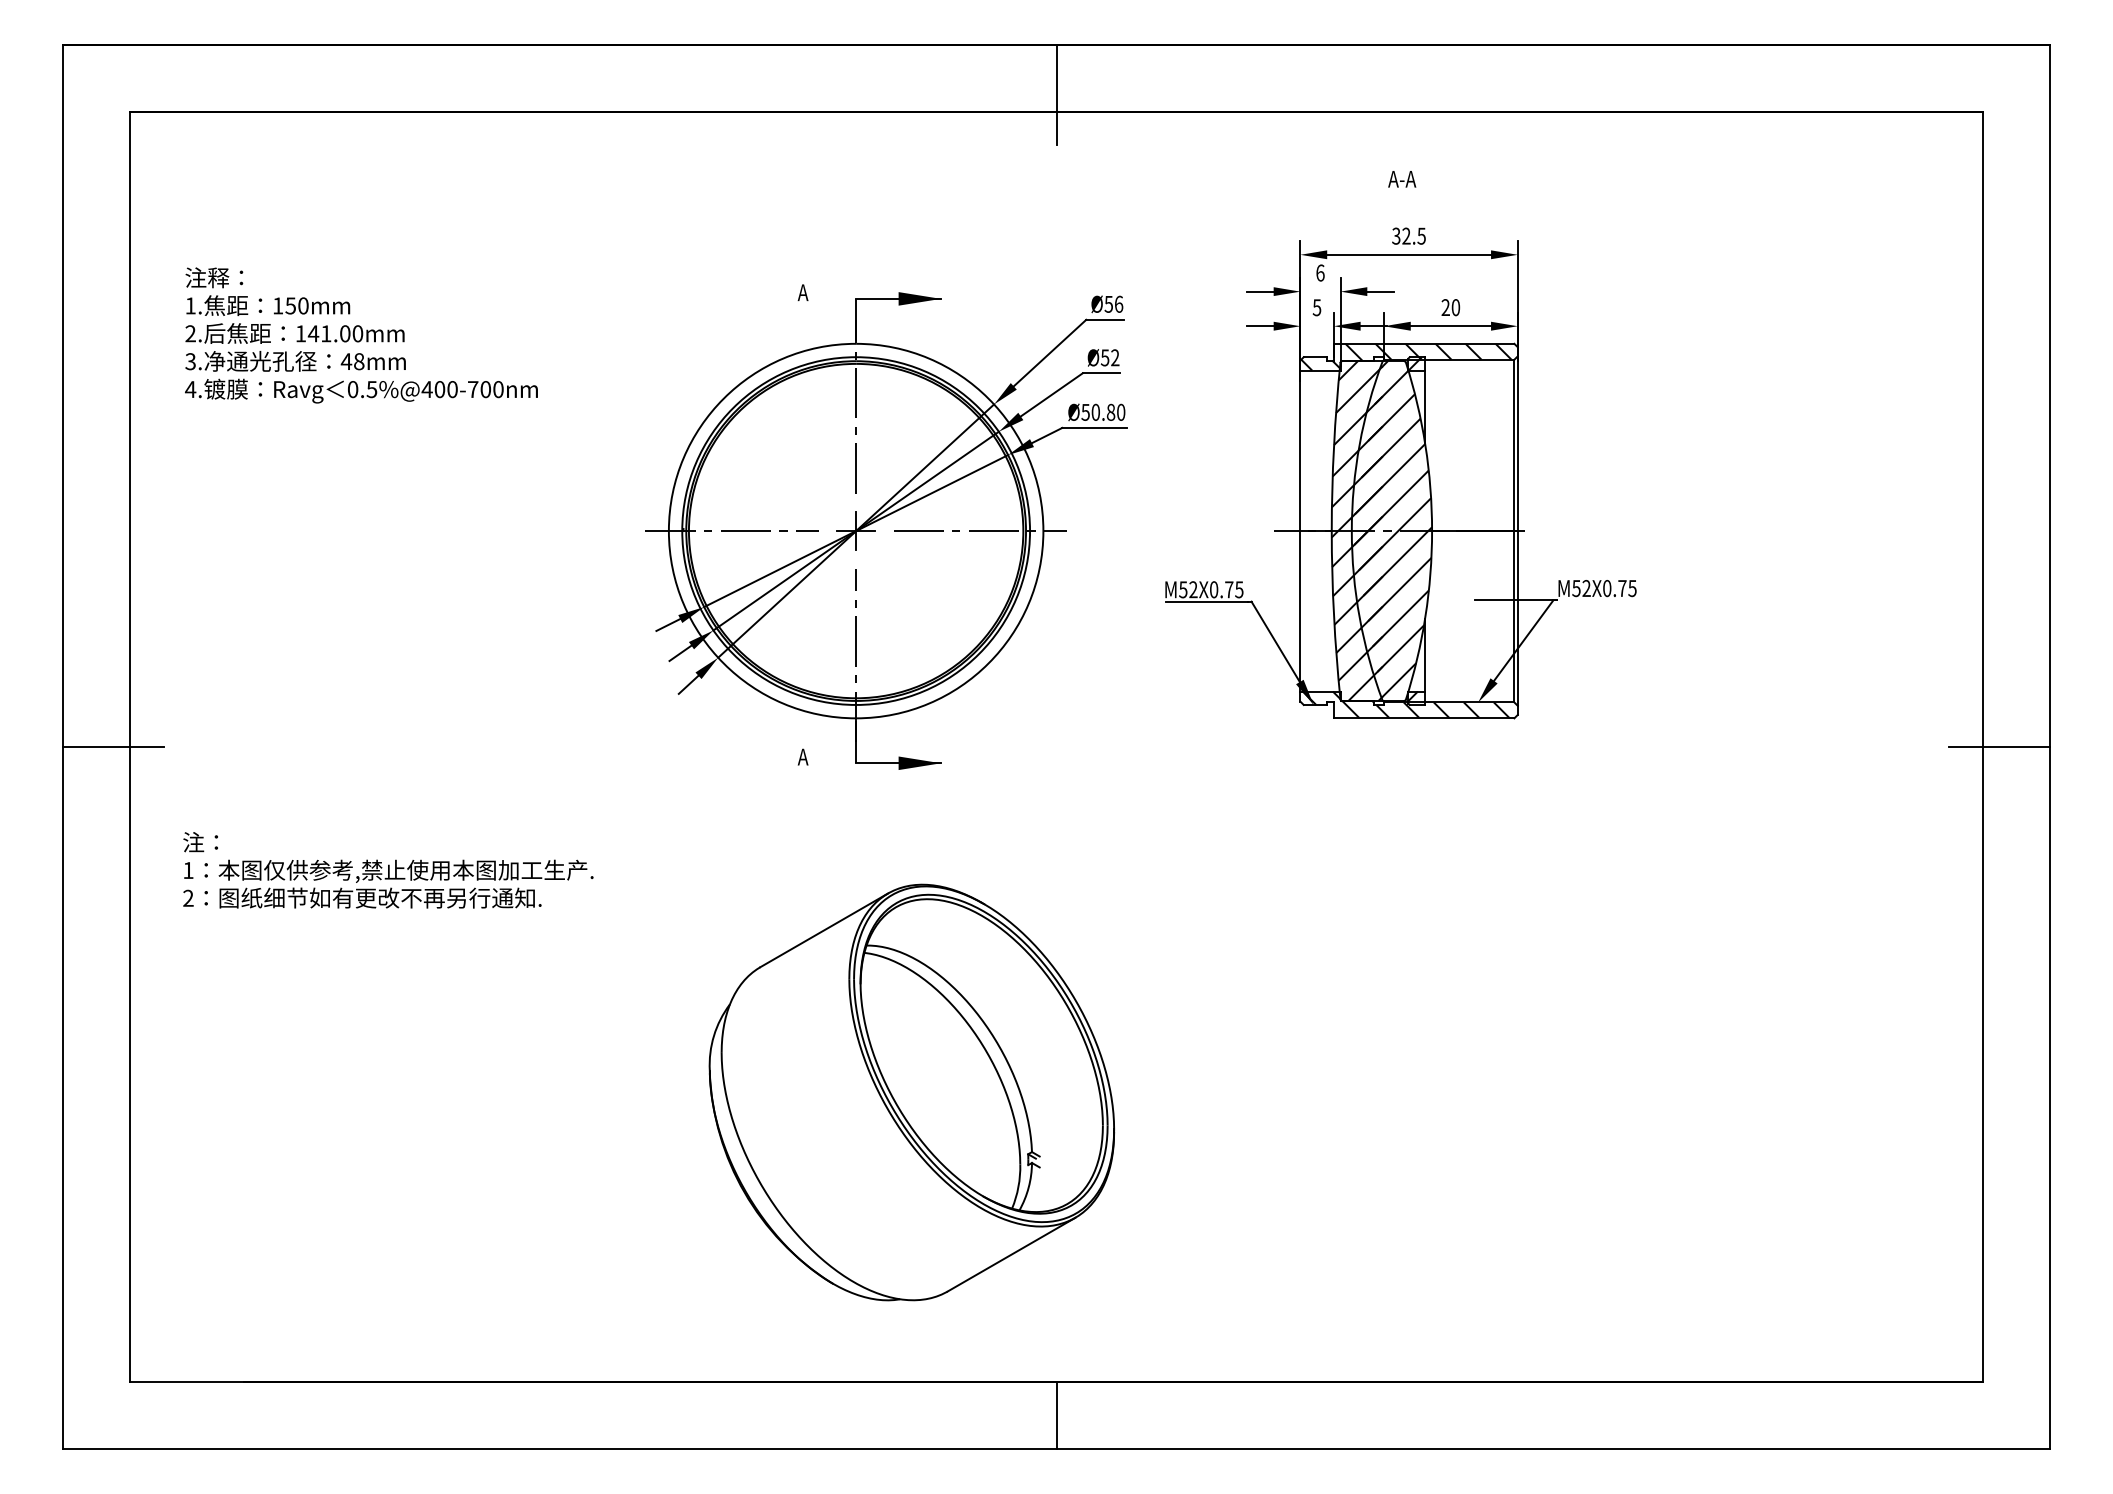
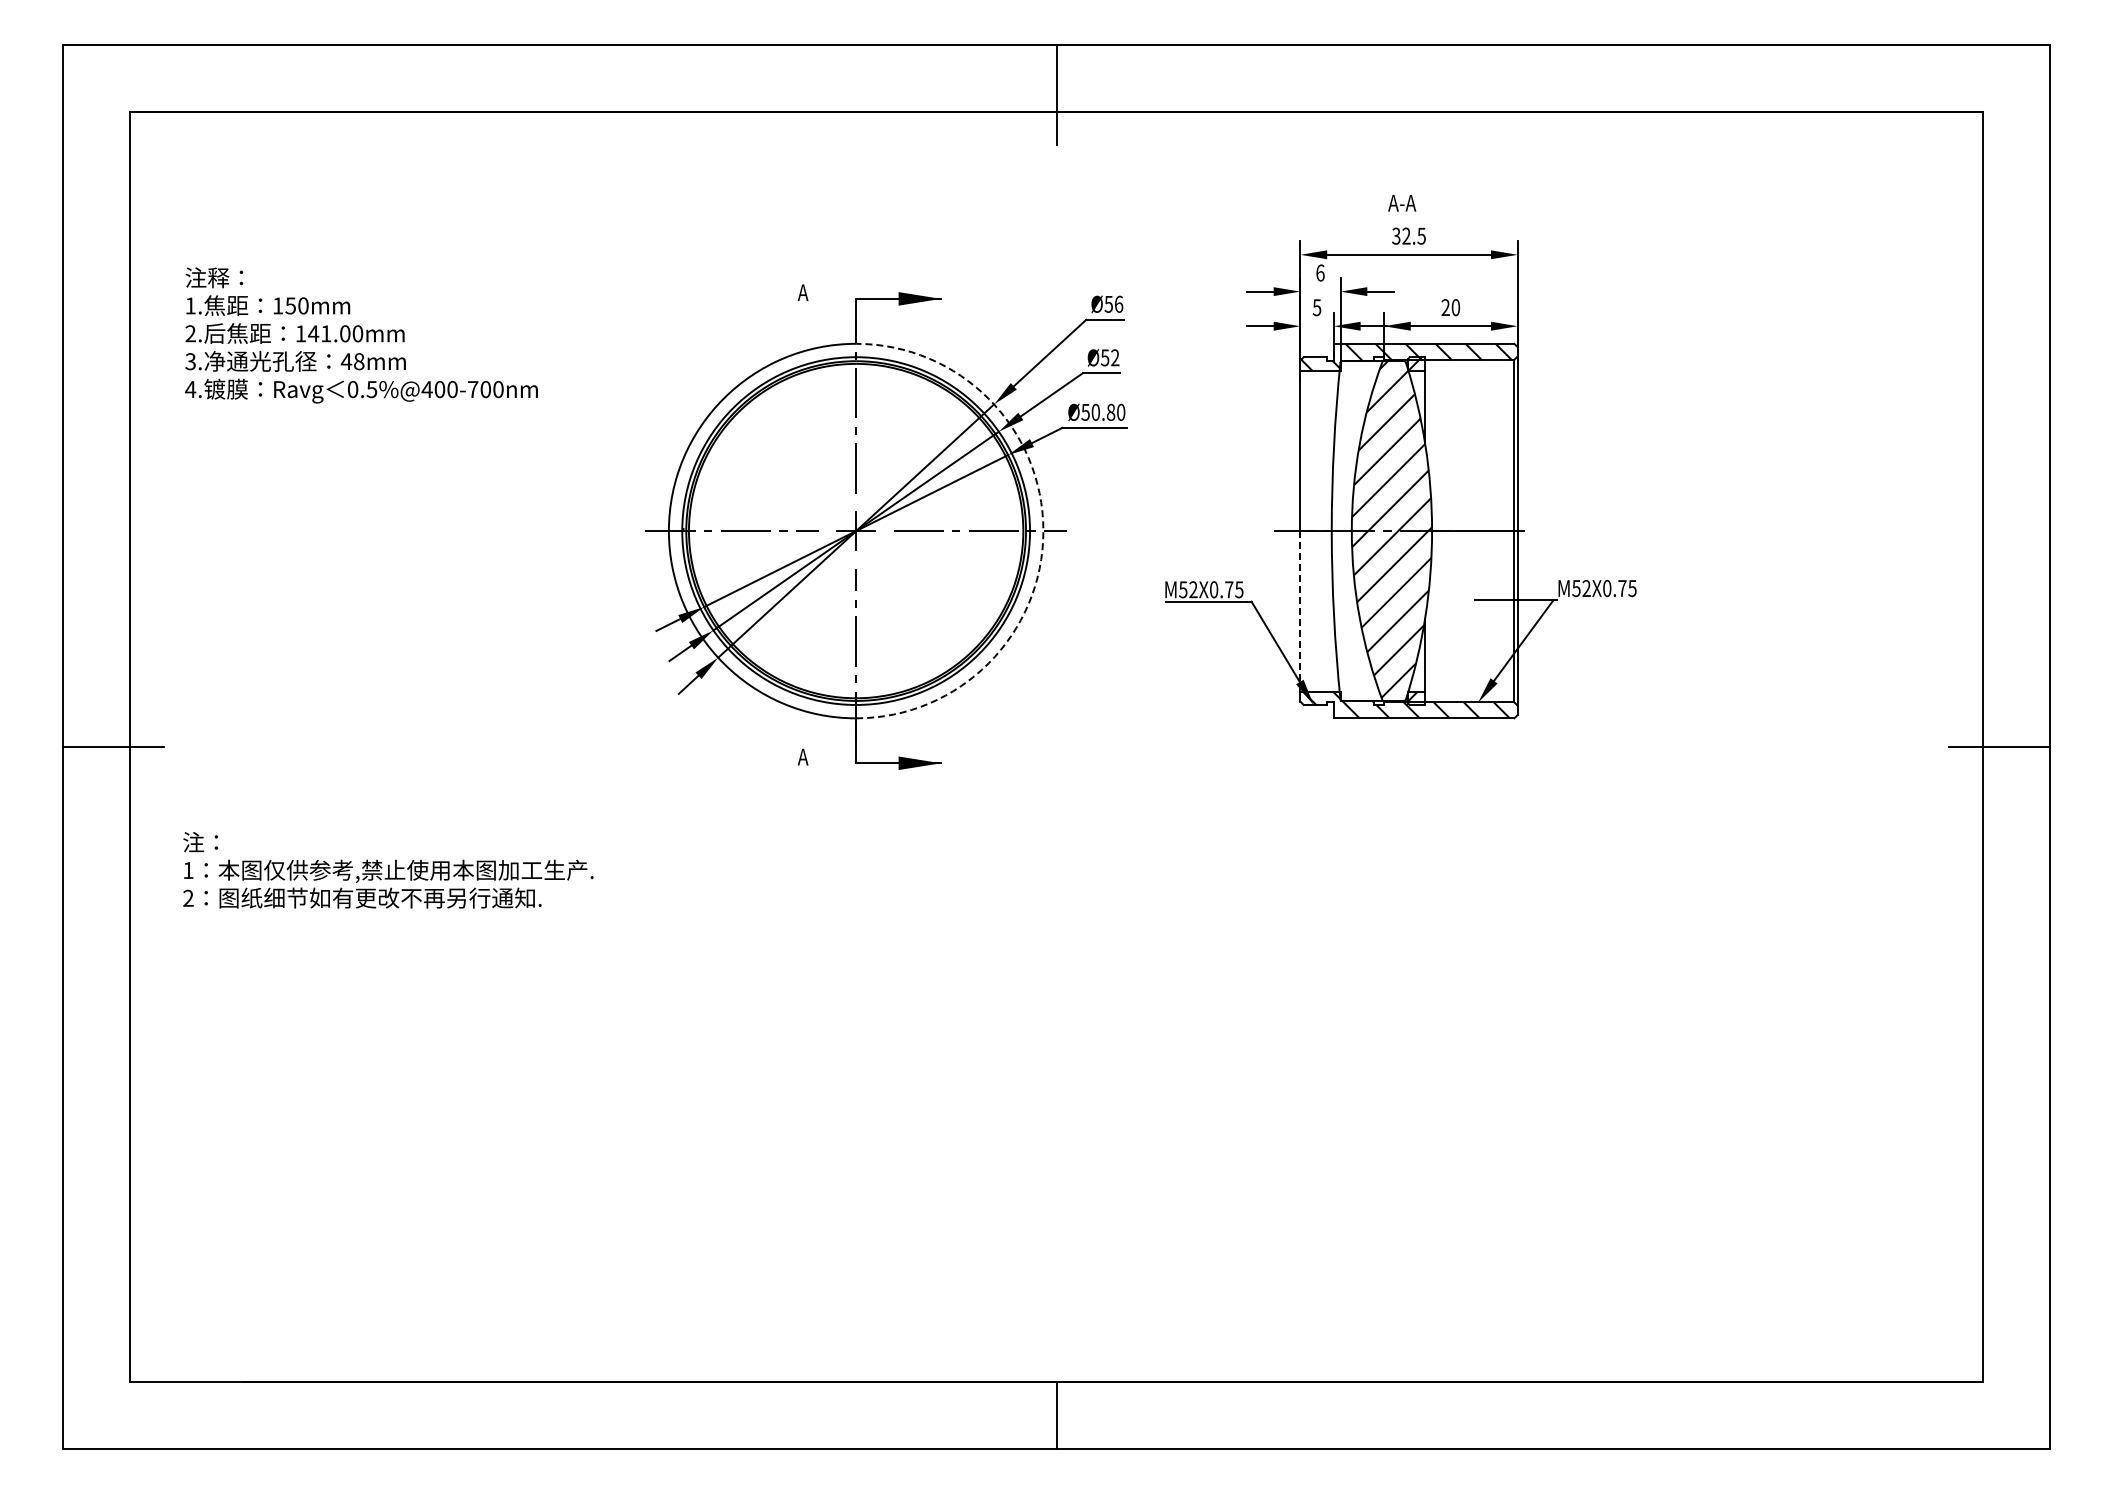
text position: (1402, 179) -> (1402, 203) (1402, 203)
hatch: present -> none (1356, 530)
arc: solid -> dashed (1043, 531)
line: solid -> dashed (1300, 610)
part: present -> none (911, 1092)
